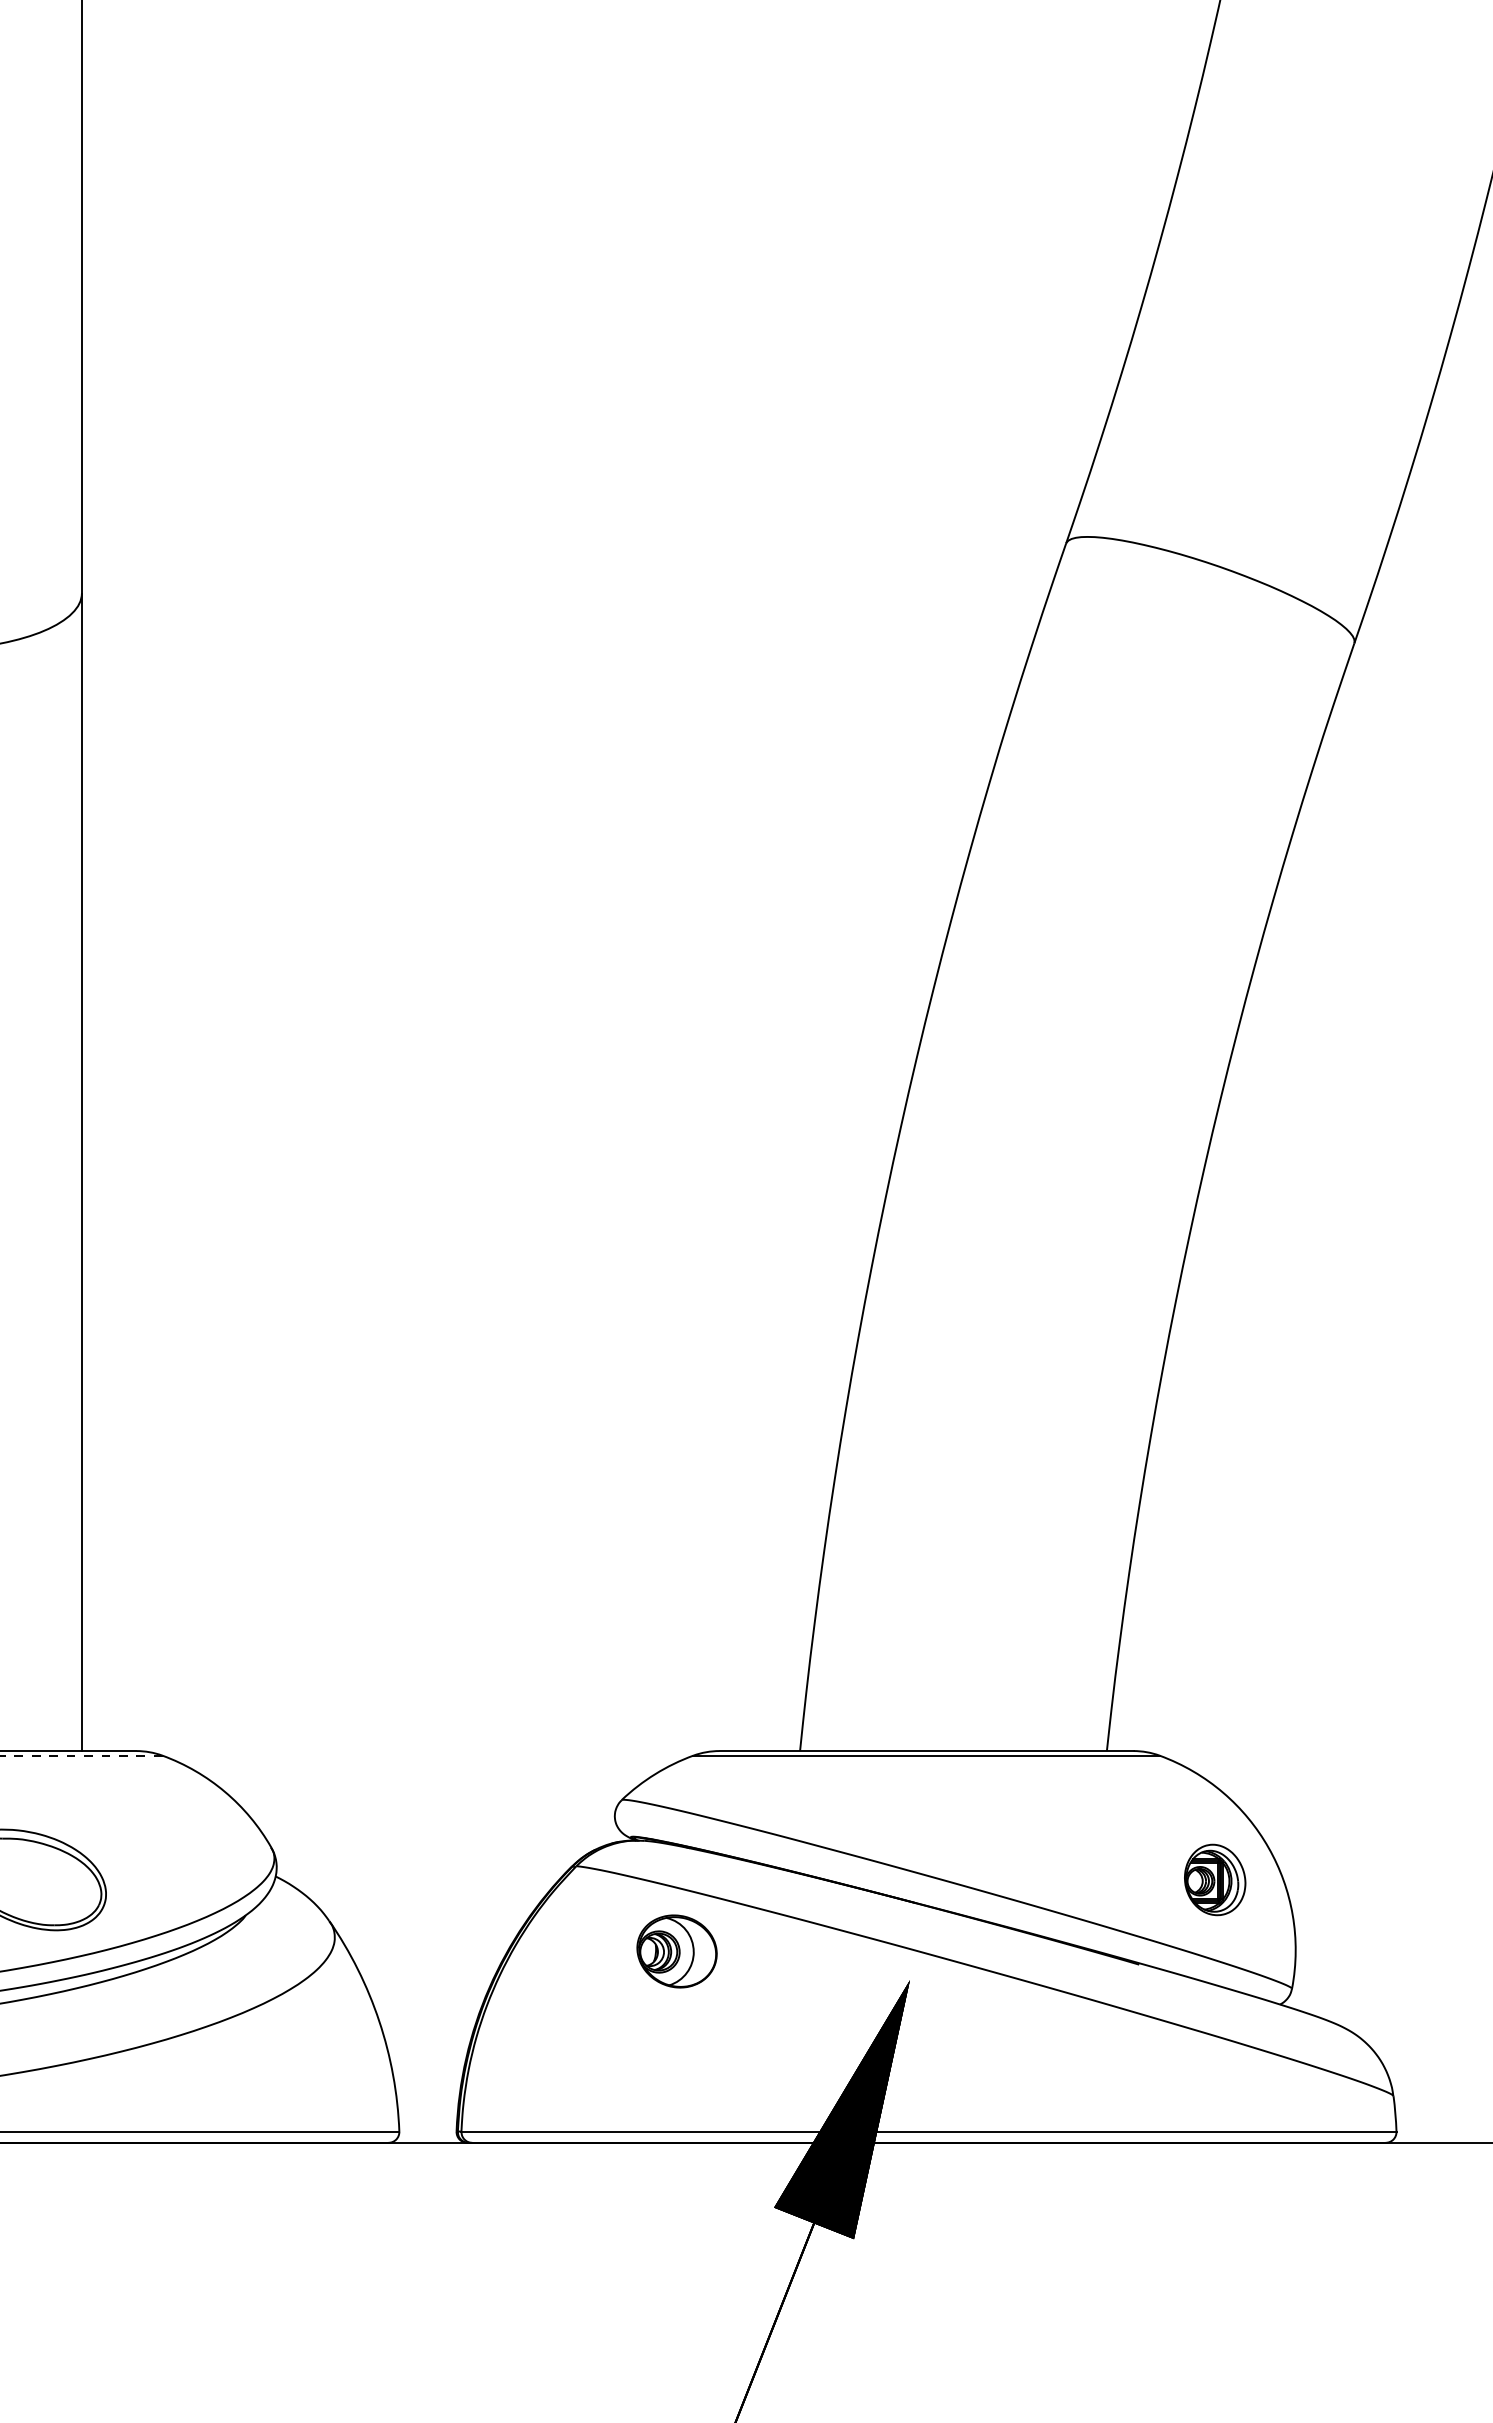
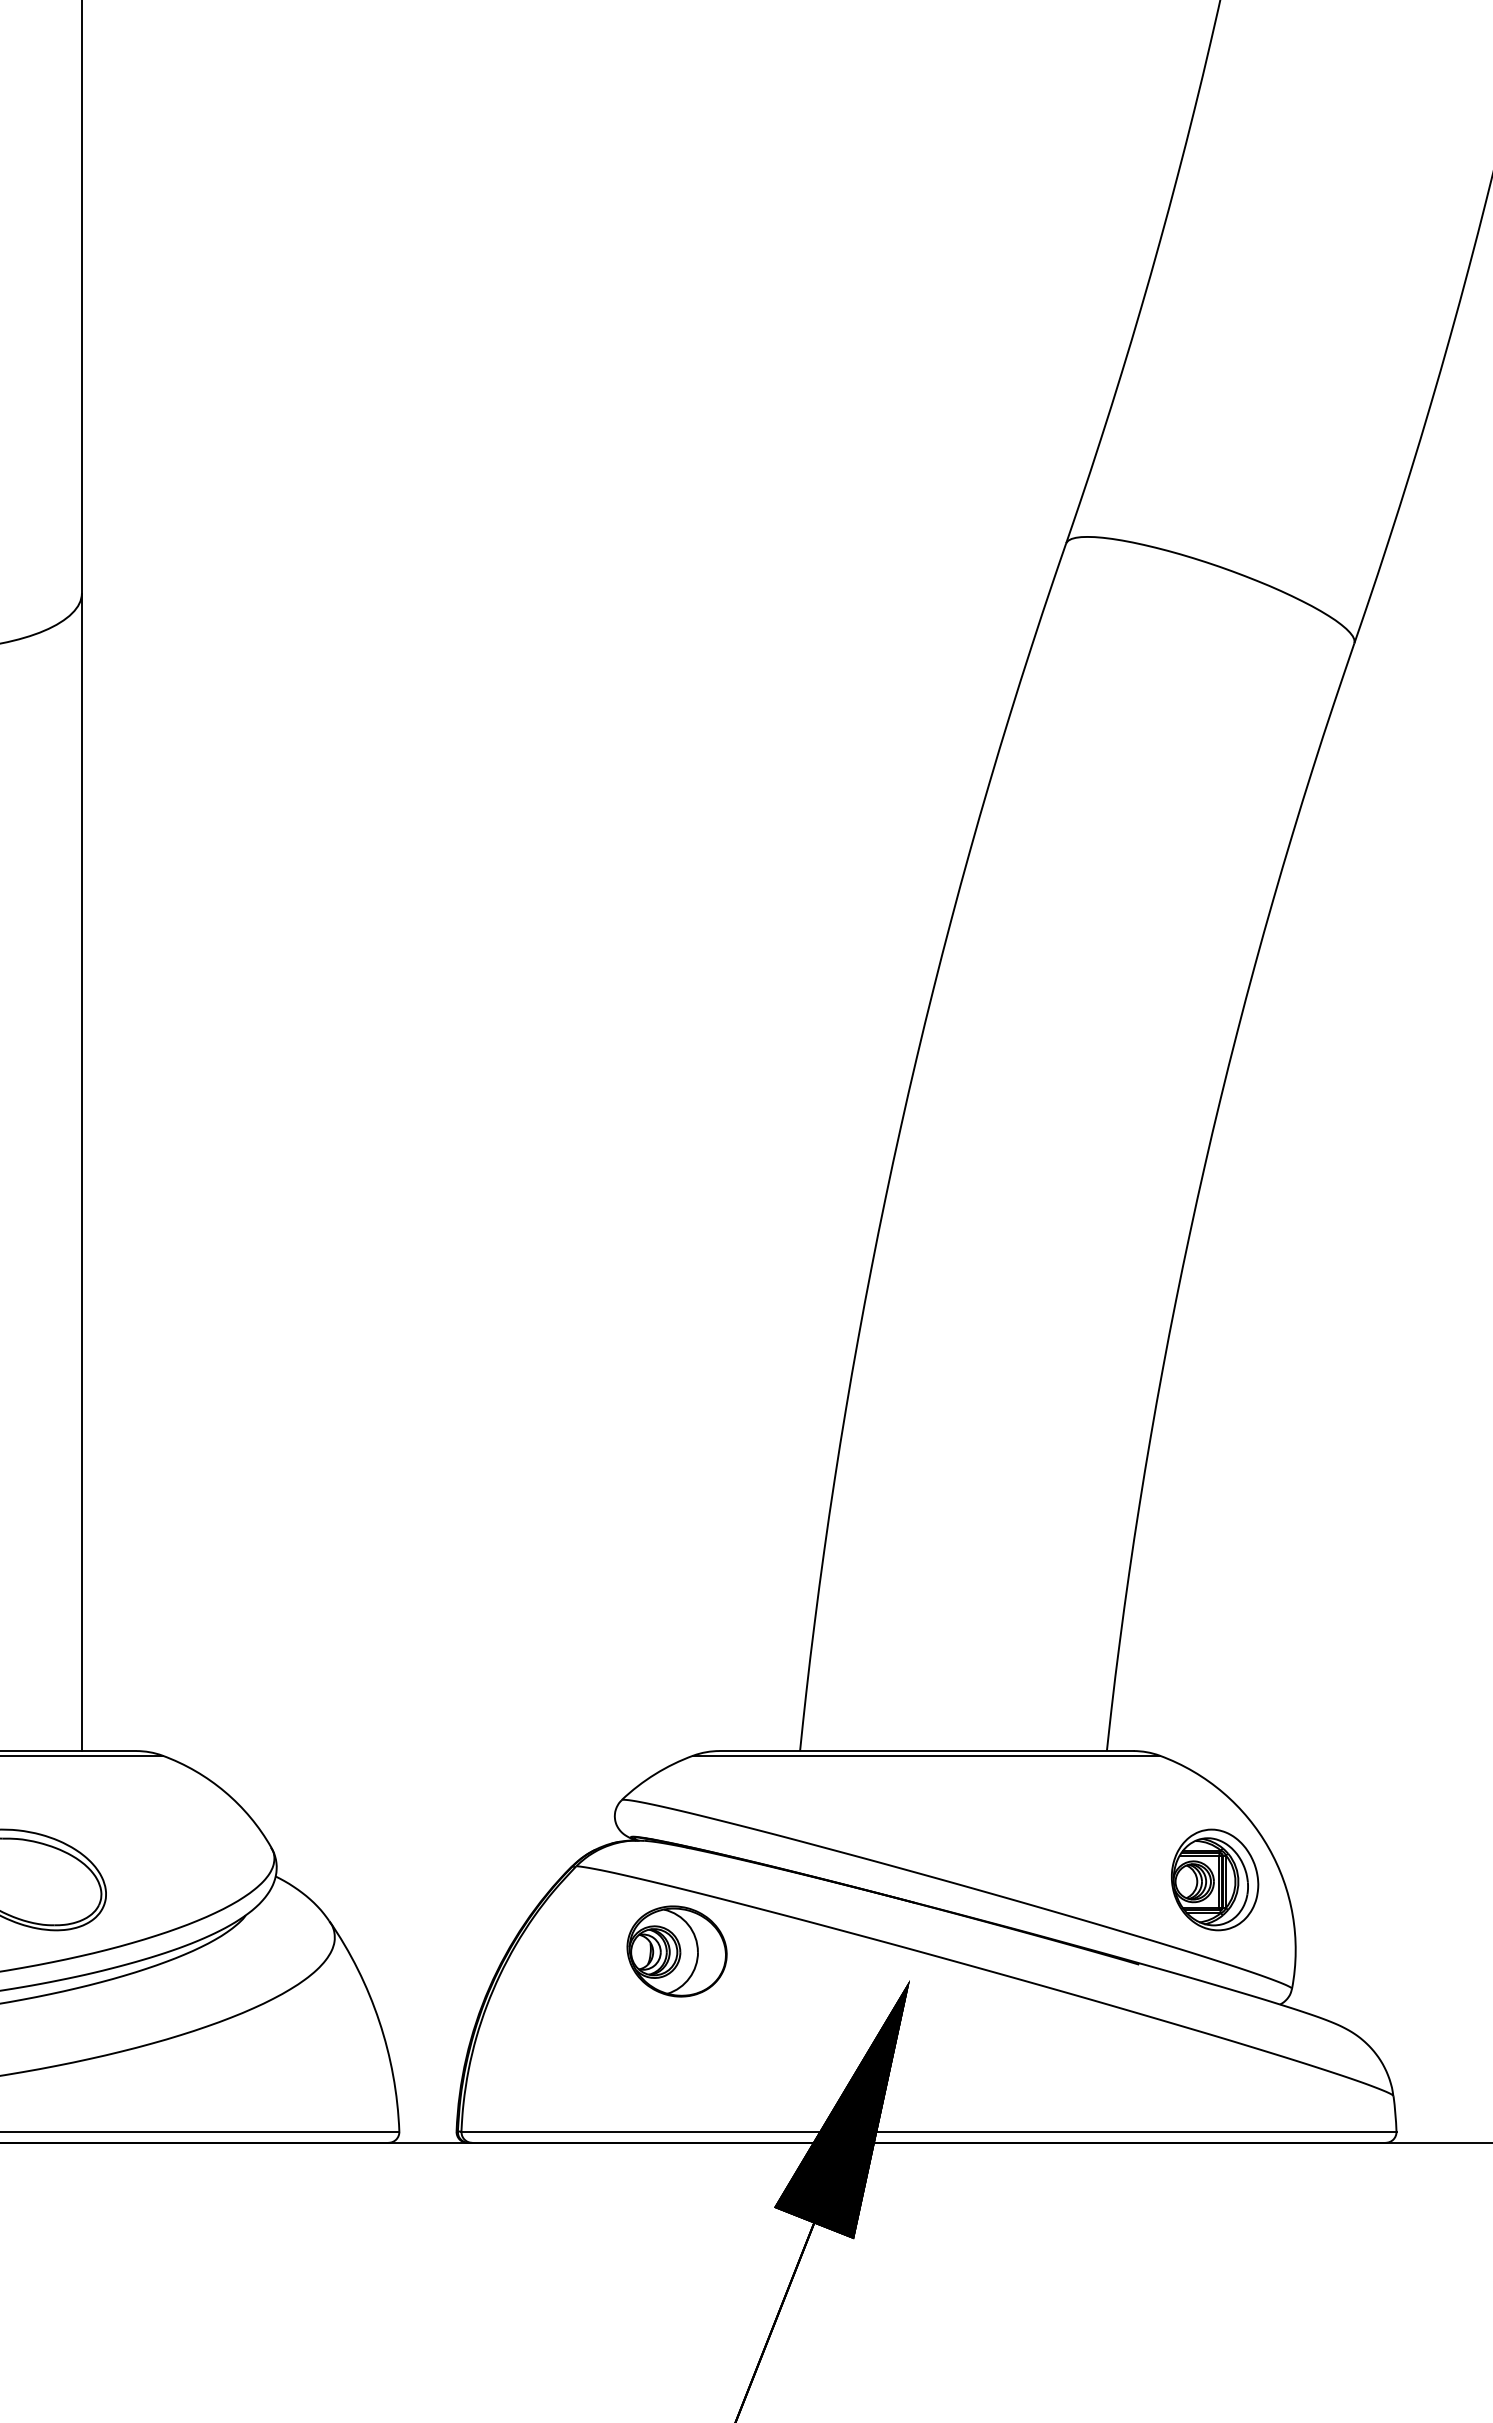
line: dashed -> solid (80, 1755)
part size: 63x74 px -> 89x104 px (1215, 1879)
part size: 82x75 px -> 102x93 px (676, 1951)
